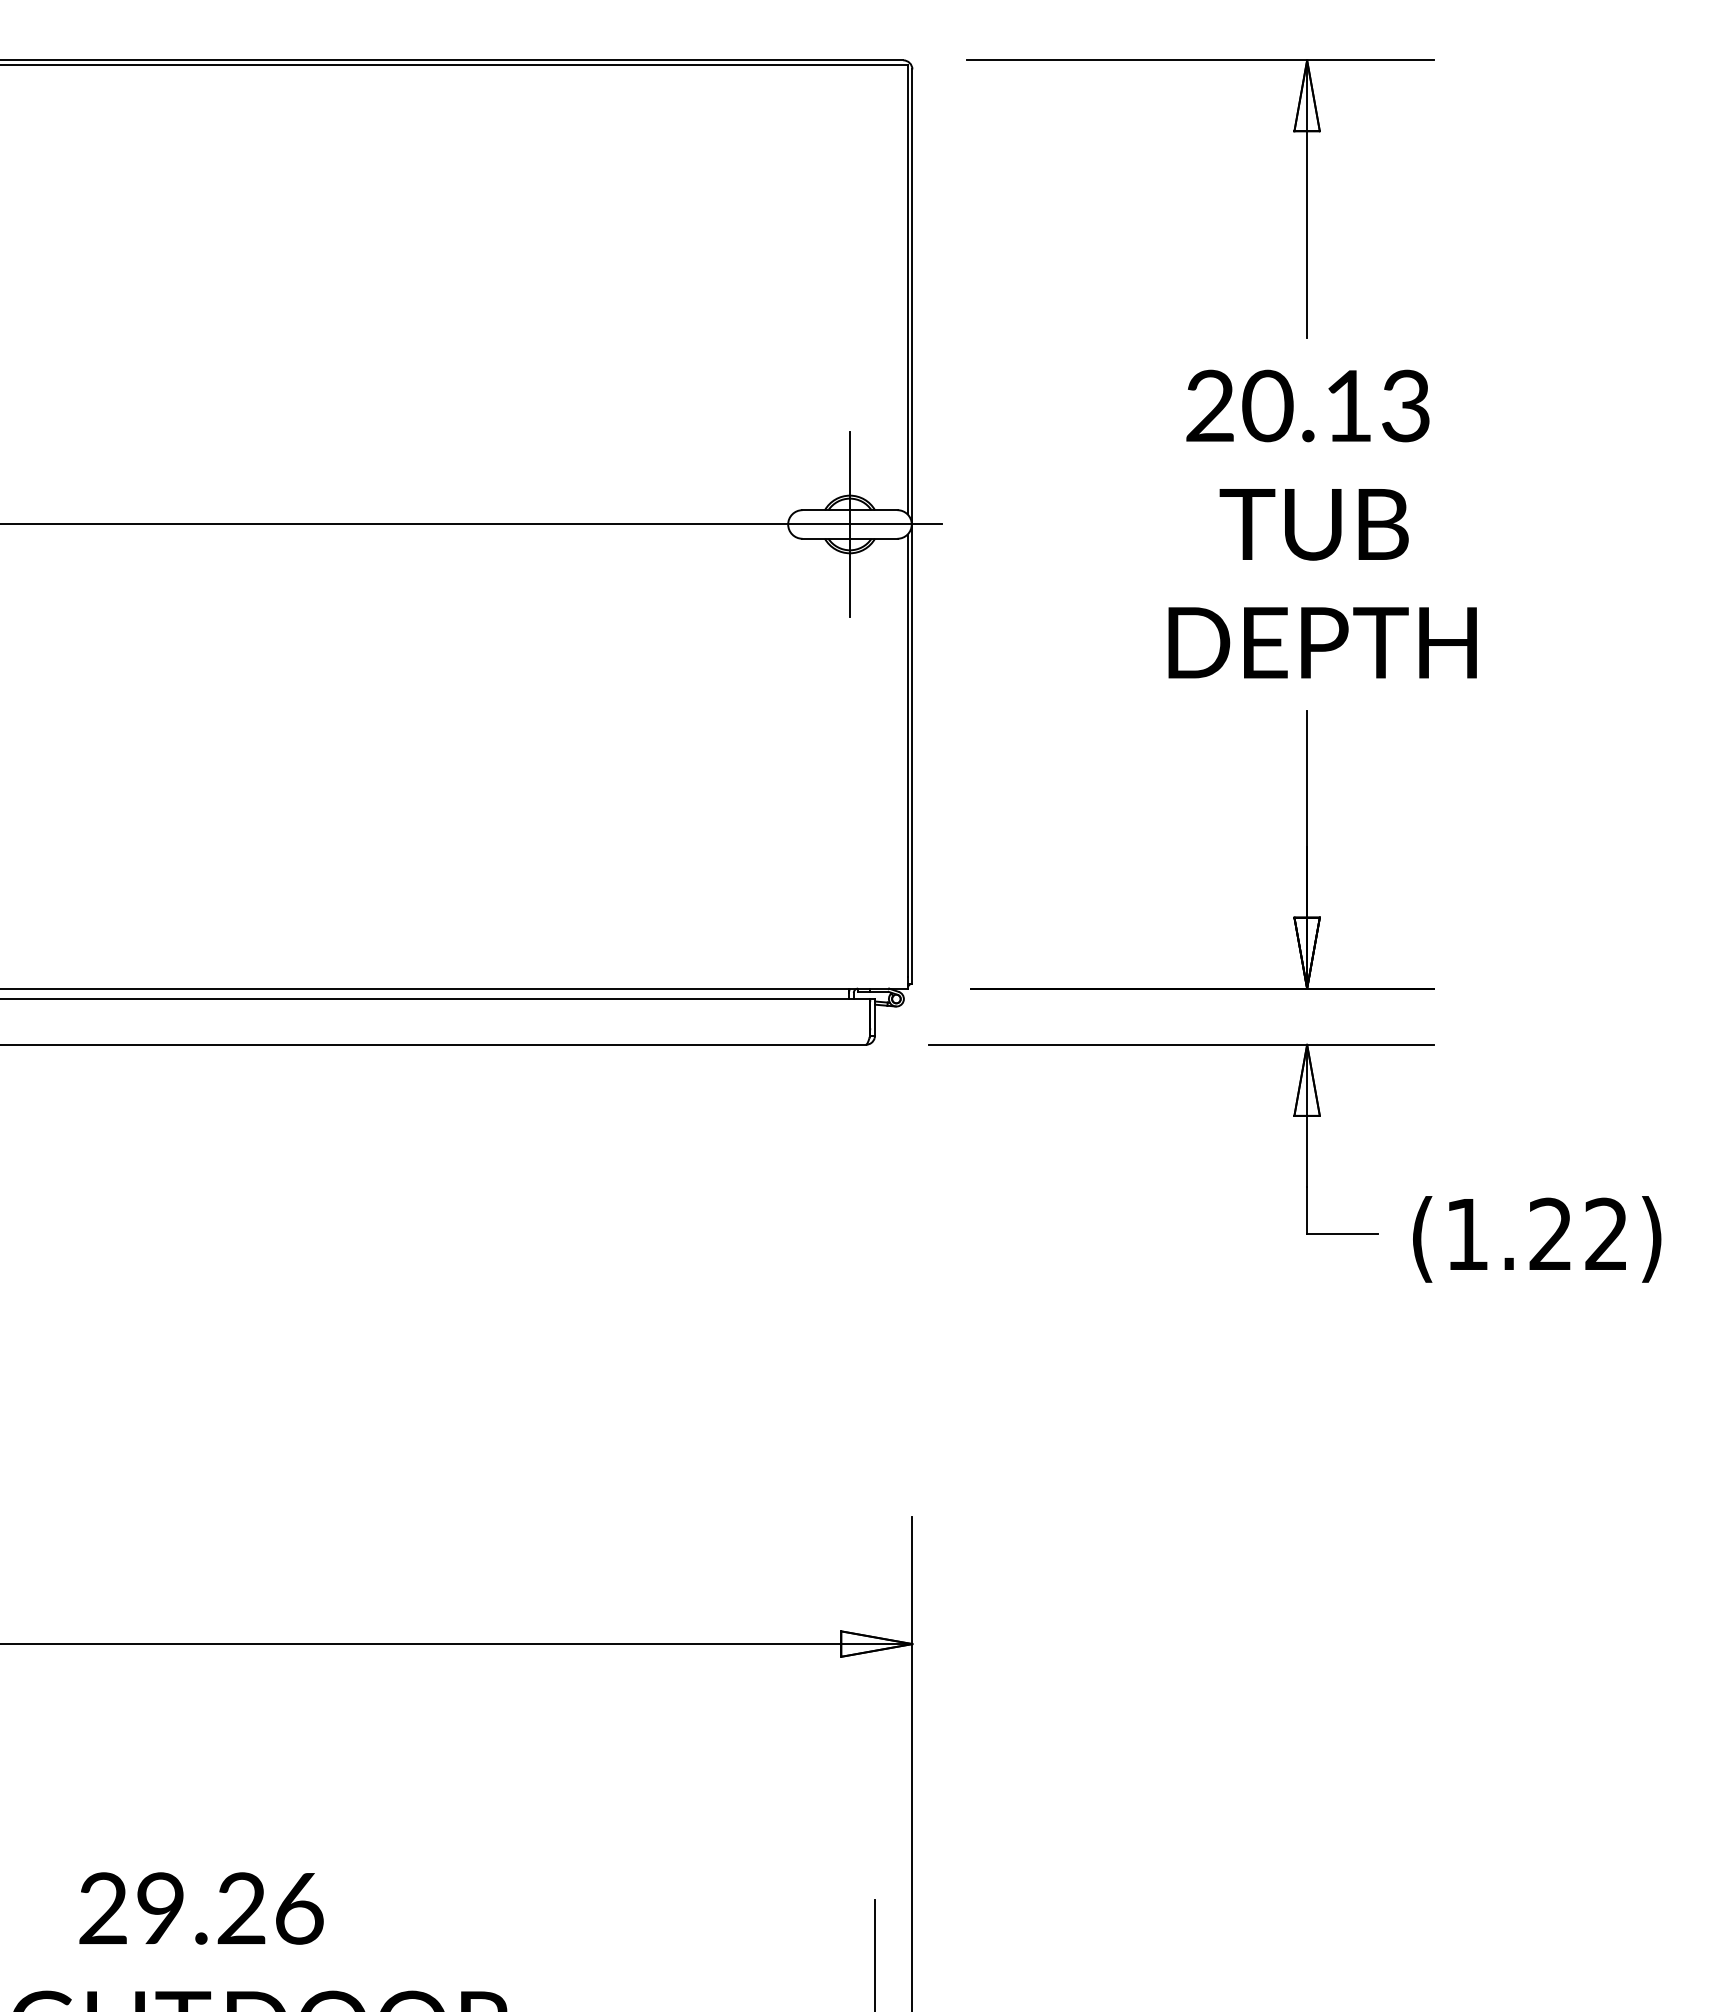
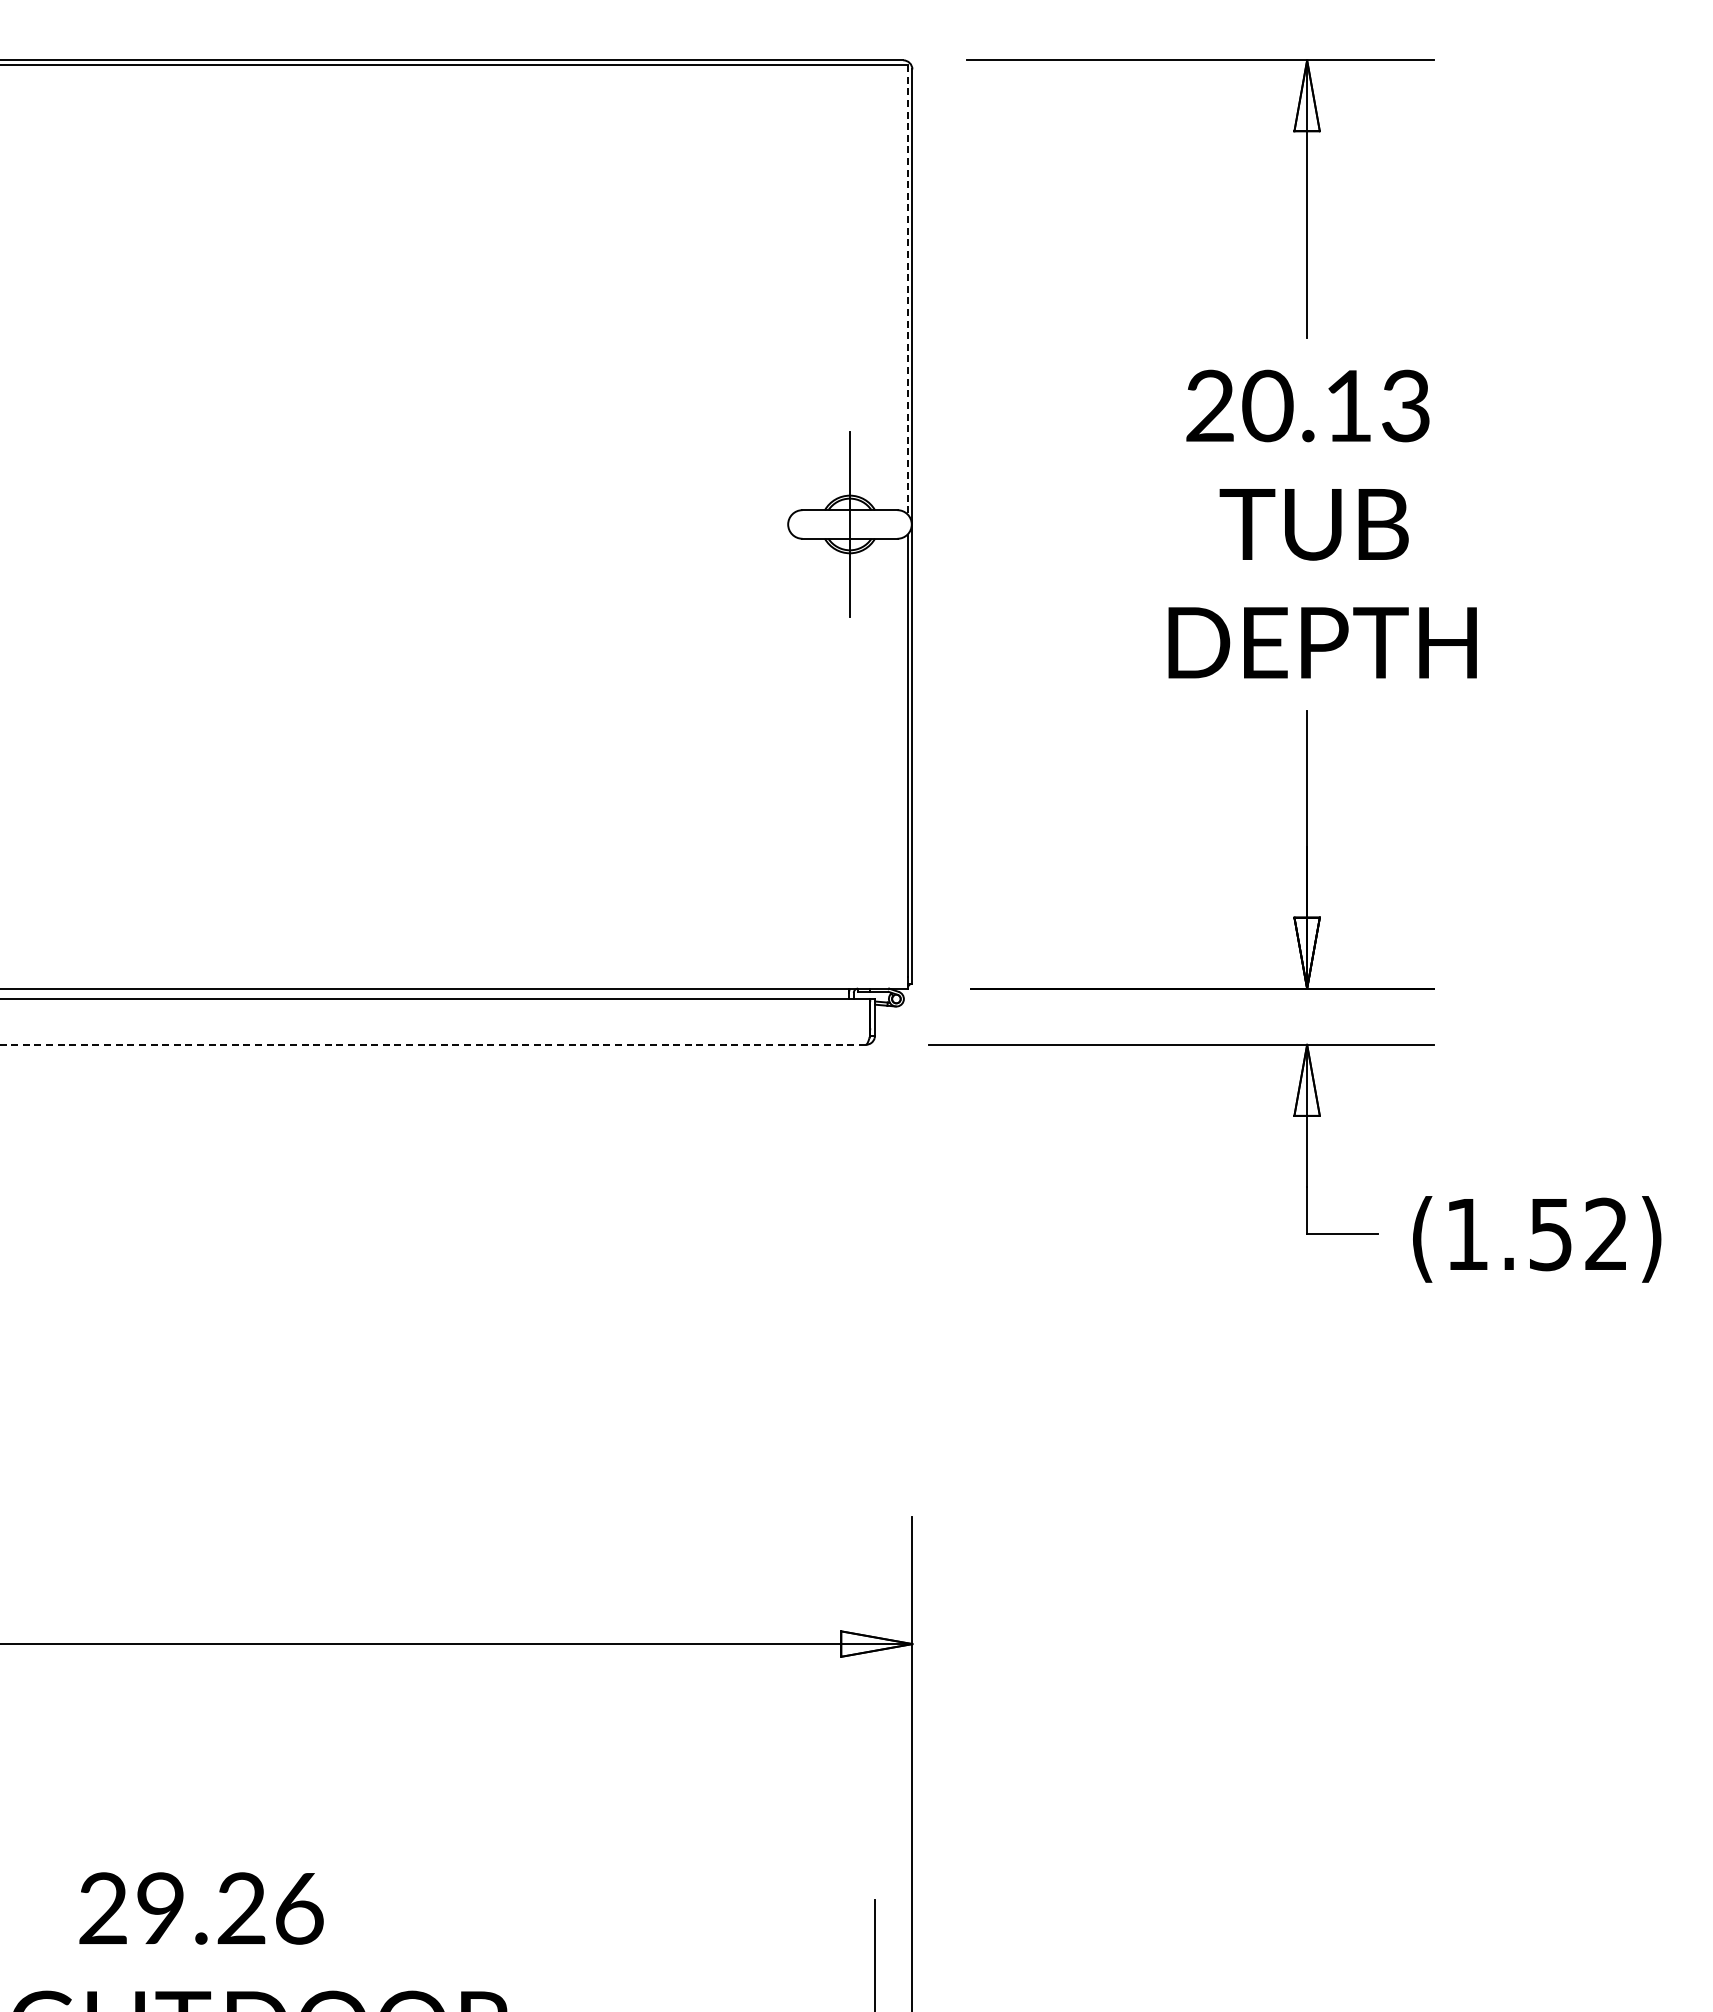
line: solid -> dashed (907, 289)
line: present -> none (472, 524)
line: solid -> dashed (432, 1044)
text: (1.22) -> (1.52) (1550, 1234)
